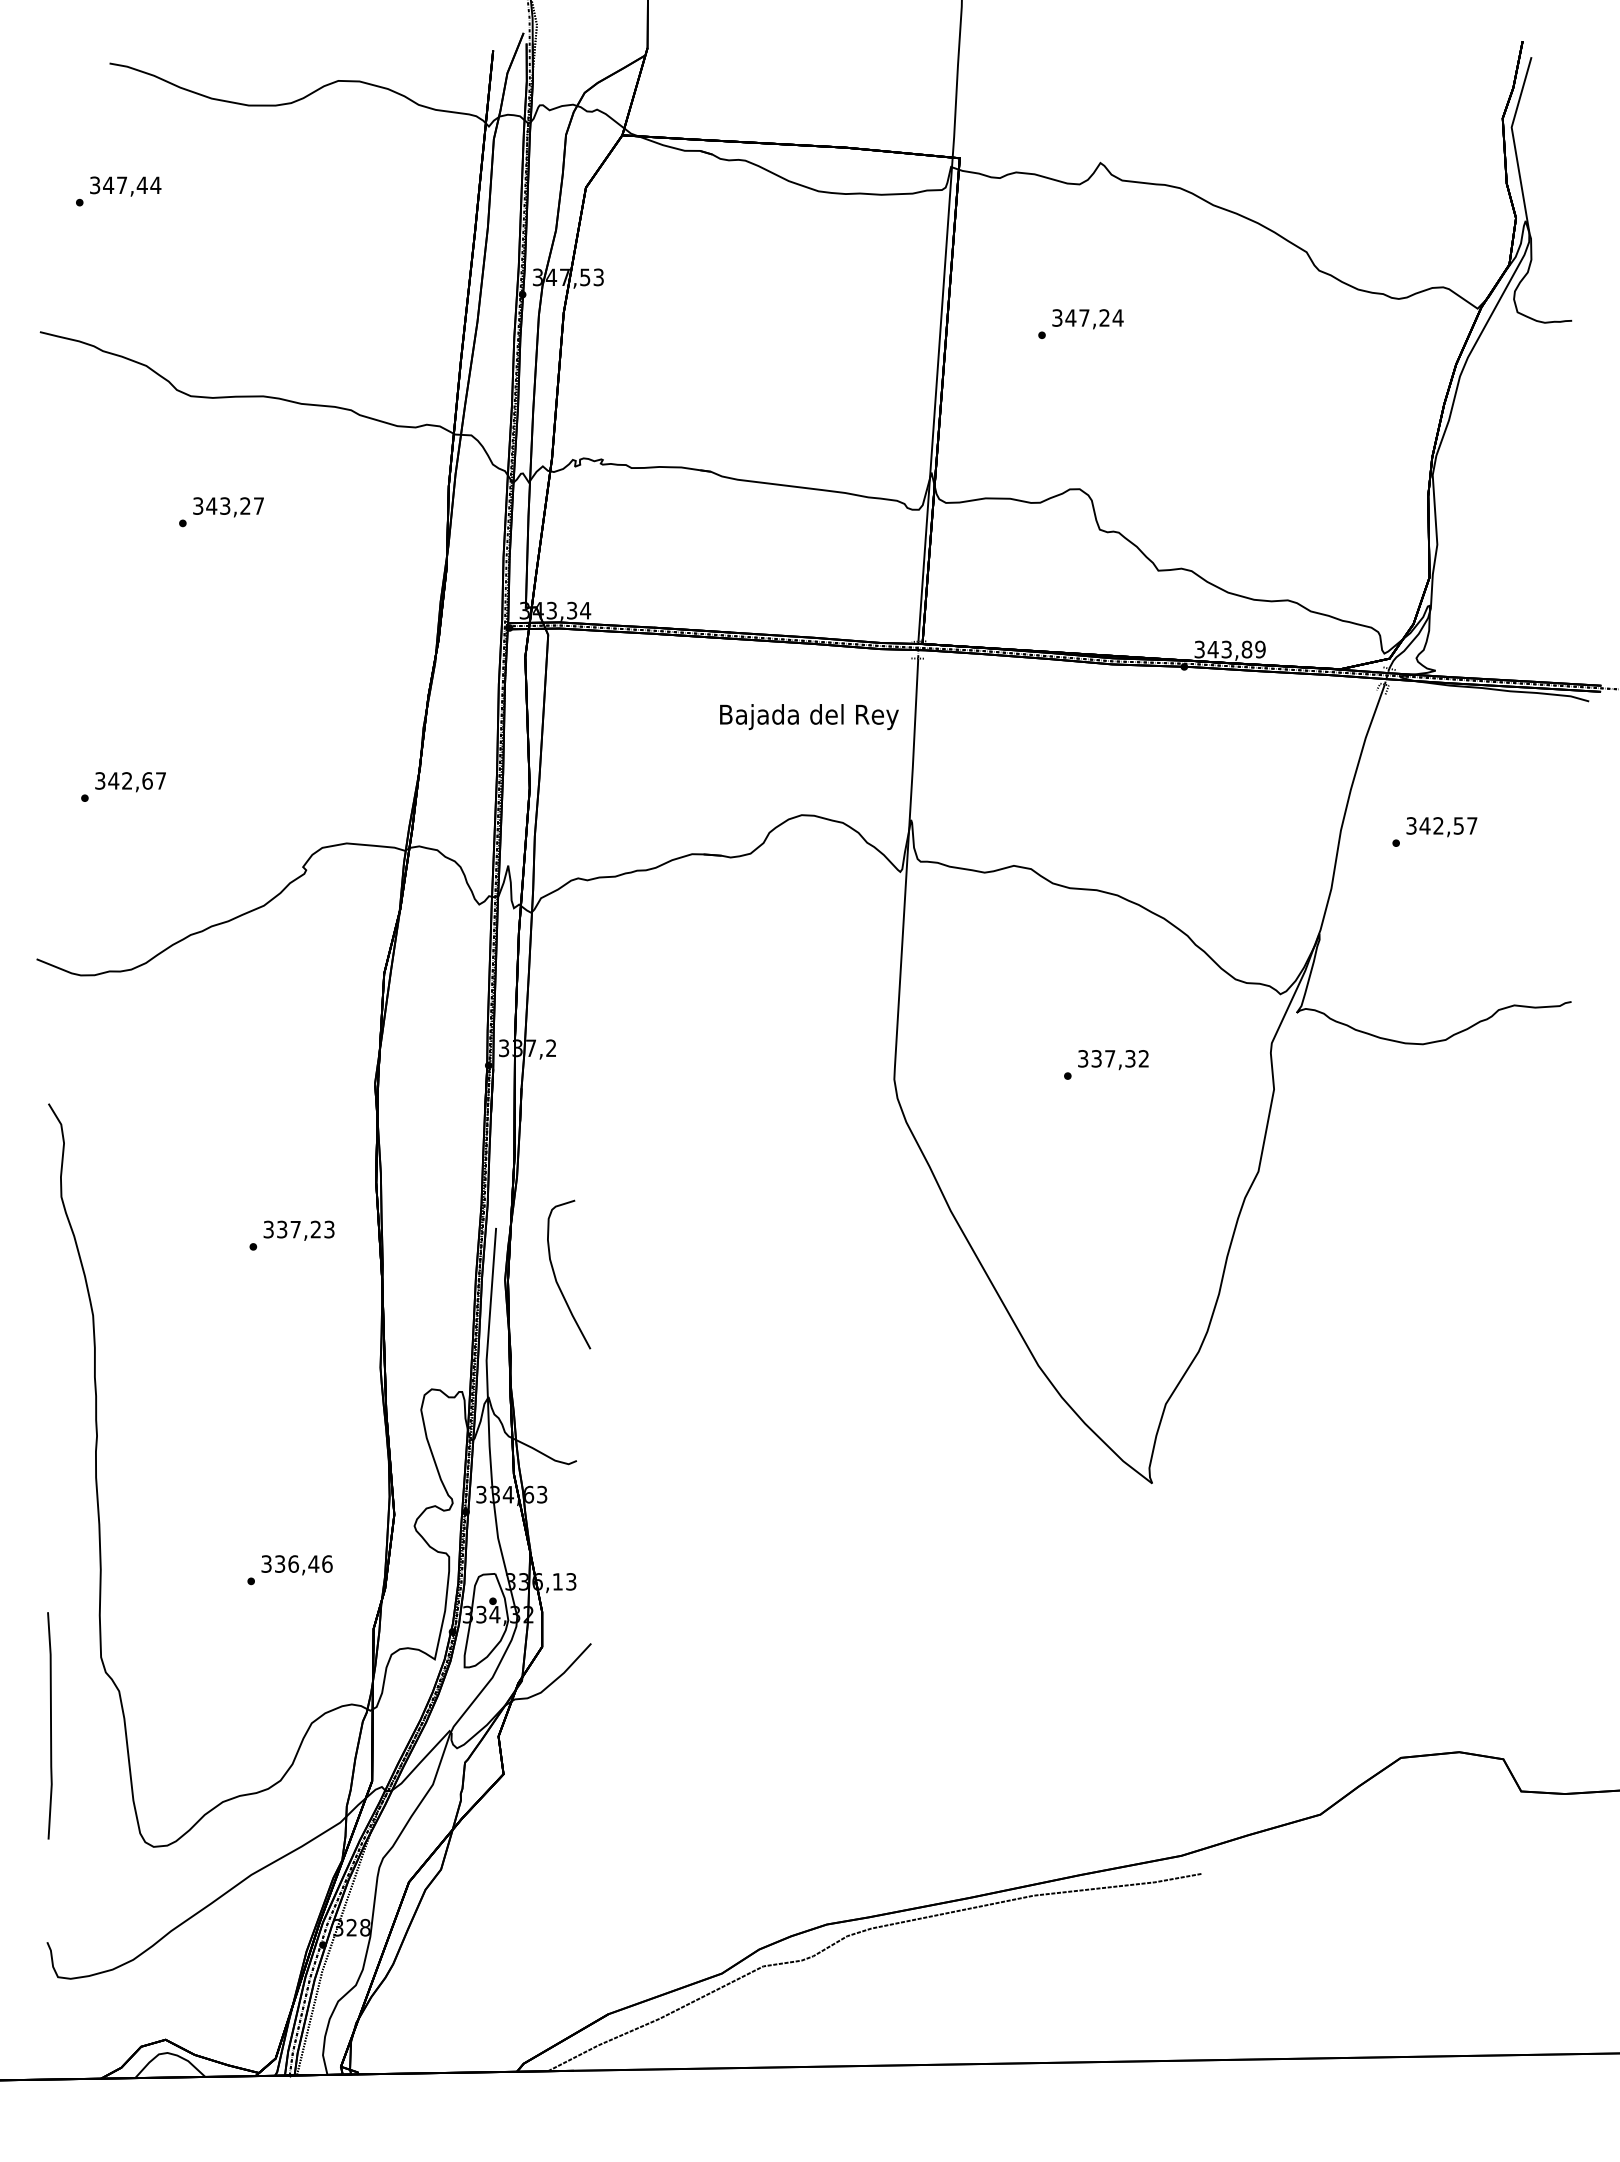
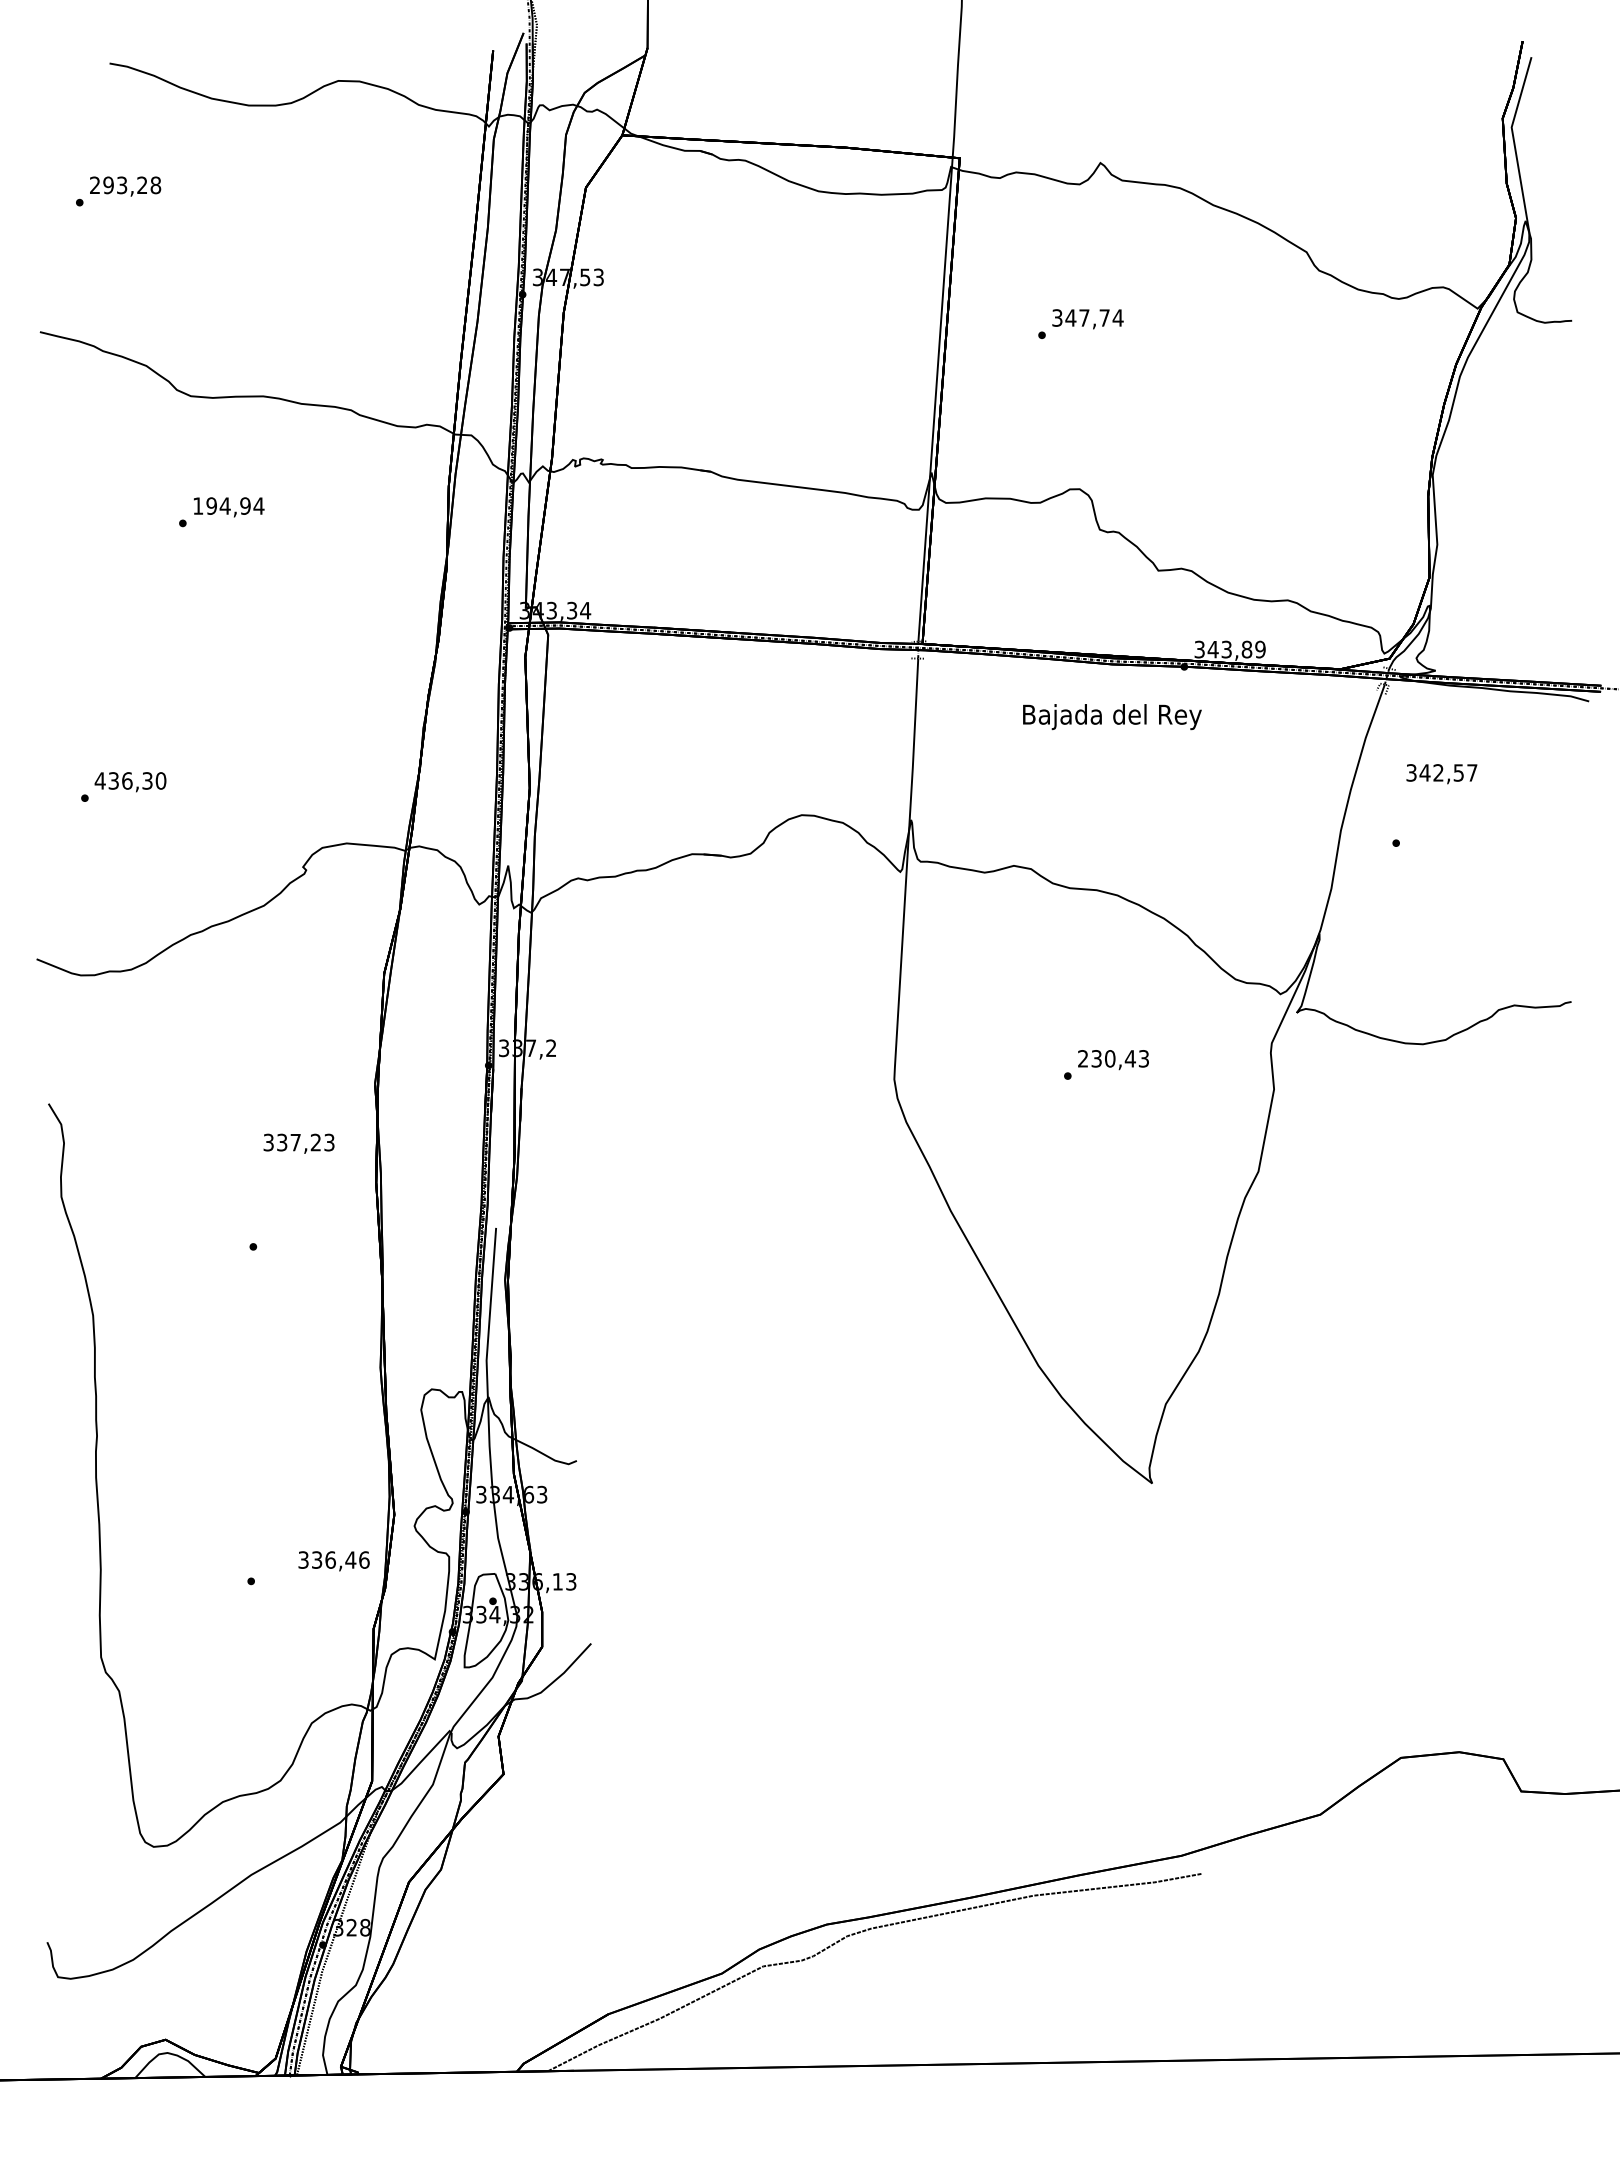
text: 347,44 -> 293,28 (125, 185)
text: 347,24 -> 347,74 (1104, 317)
text: 343,27 -> 194,94 (228, 505)
text position: (809, 717) -> (1112, 717) (1112, 717)
text: 342,67 -> 436,30 (130, 780)
text position: (1441, 827) -> (1441, 774) (1441, 774)
text: 337,32 -> 230,43 (1113, 1058)
text position: (298, 1230) -> (298, 1143) (298, 1143)
curve: present -> none (556, 1277)
text position: (296, 1565) -> (333, 1561) (333, 1561)
line: present -> none (50, 1725)
